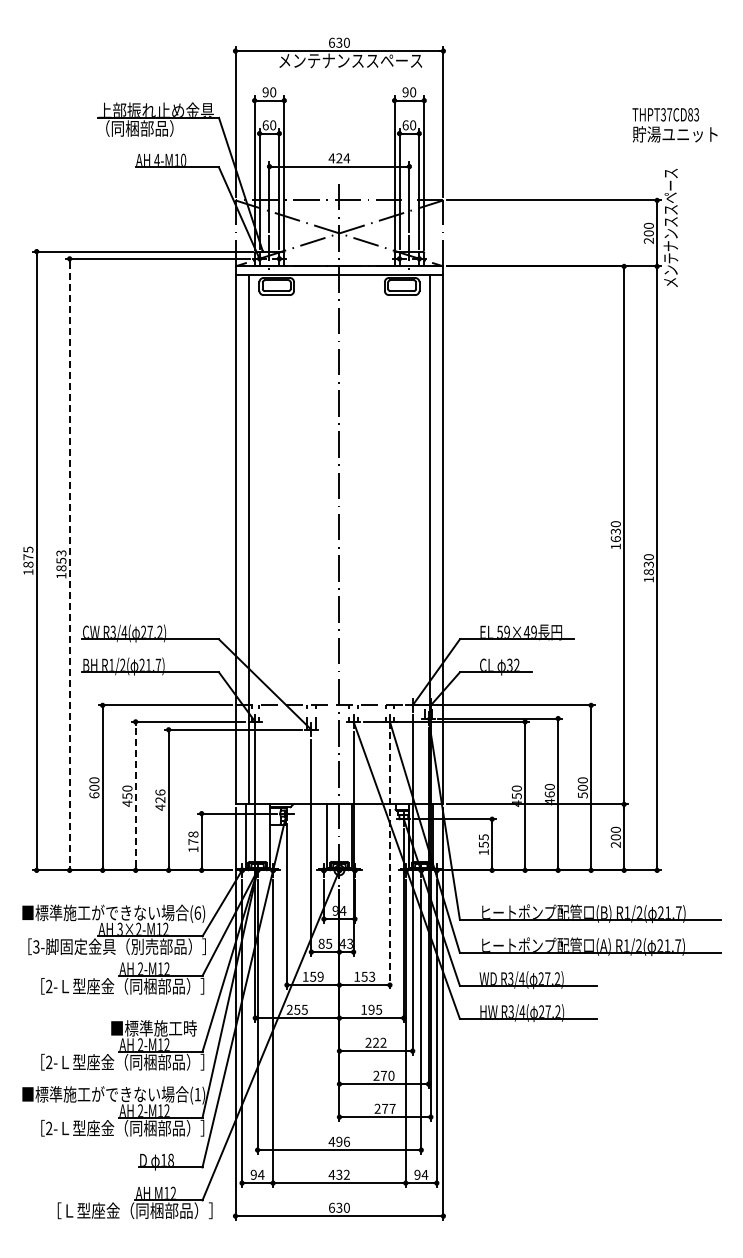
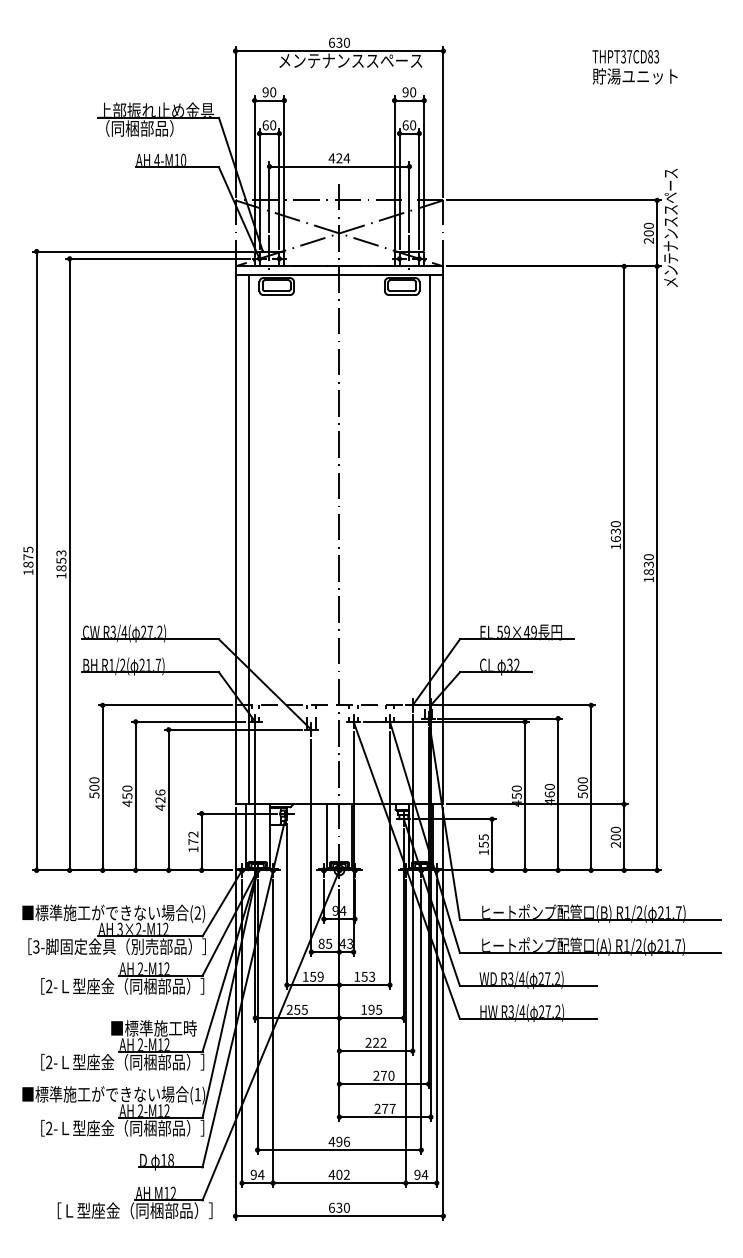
text position: (674, 125) -> (634, 67) (634, 67)
line: dashed -> solid (69, 565)
text: 600 -> 500 (94, 795)
line: dashed -> solid (135, 796)
text: 178 -> 172 (193, 834)
line: dashed -> solid (389, 860)
text: (6) -> (2) (197, 912)
text: 432 -> 402 (339, 1174)
